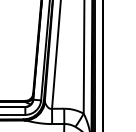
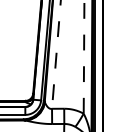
line: solid -> dashed (56, 55)
line: solid -> dashed (84, 57)
